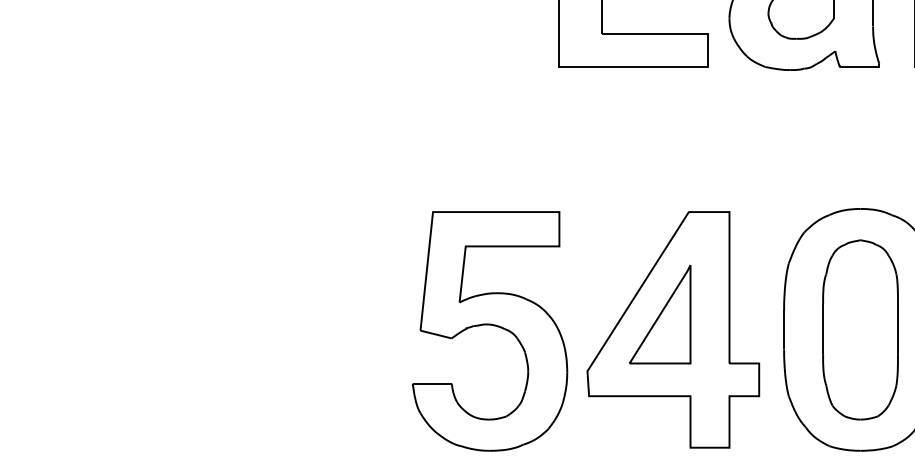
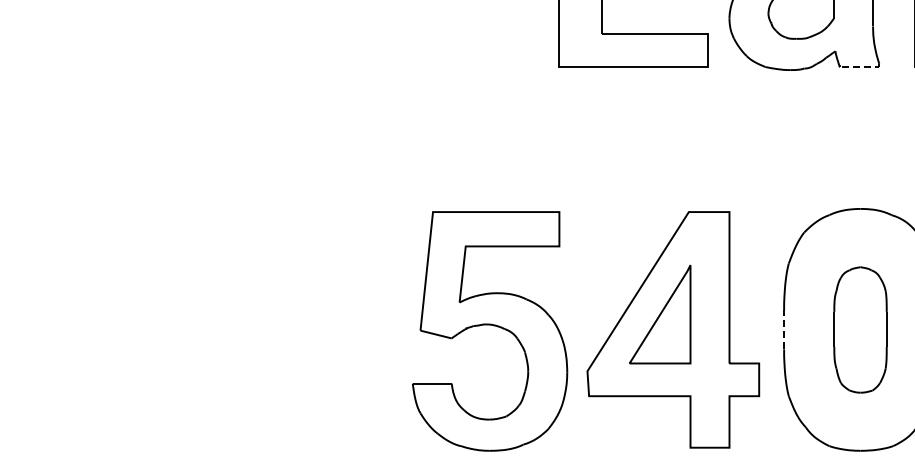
line: solid -> dashed (862, 67)
line: solid -> dashed (784, 329)
part size: 77x182 px -> 55x128 px (860, 329)
